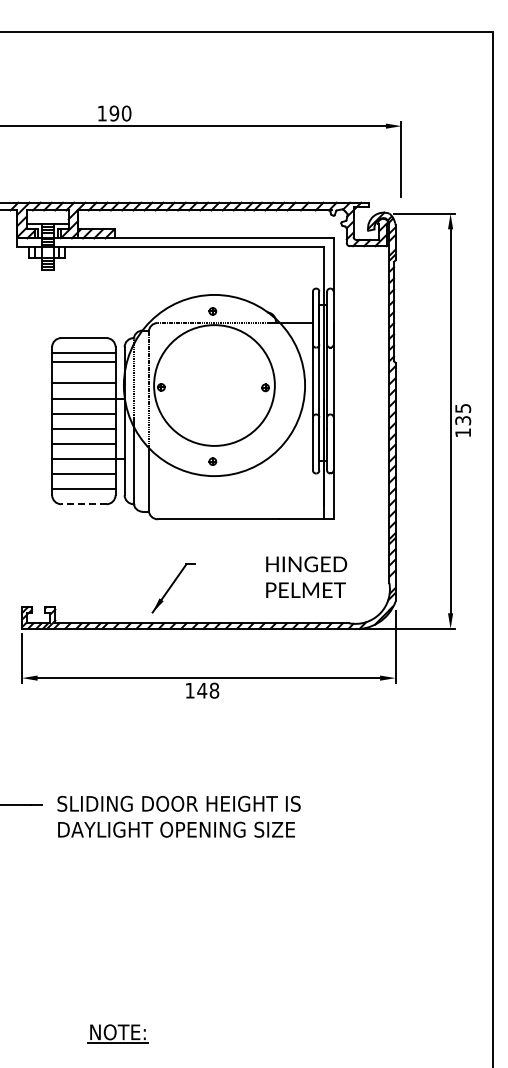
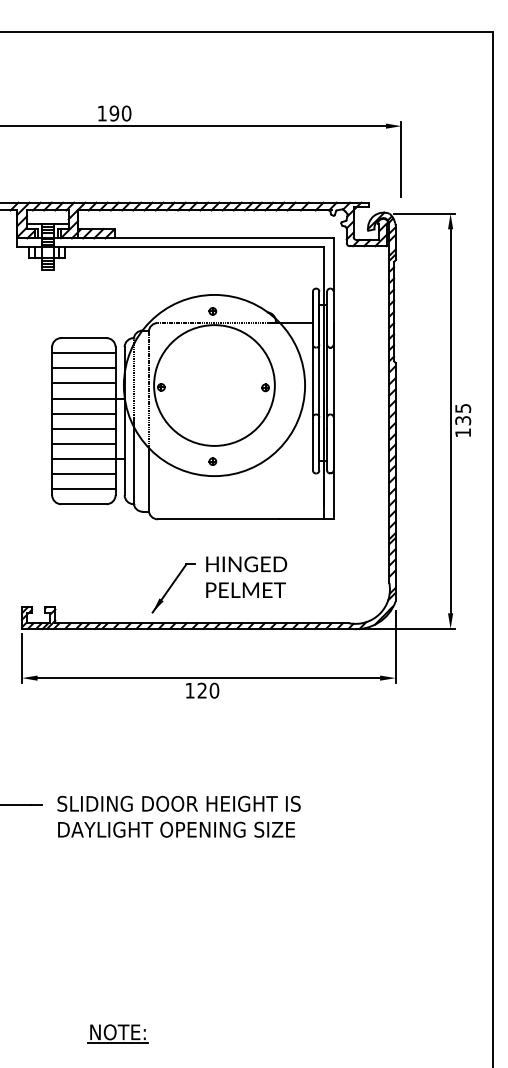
line position: (83, 362) -> (83, 368) (83, 368)
line: dashed -> solid (83, 504)
text position: (306, 576) -> (246, 576) (246, 576)
text: 148 -> 120 (208, 690)
